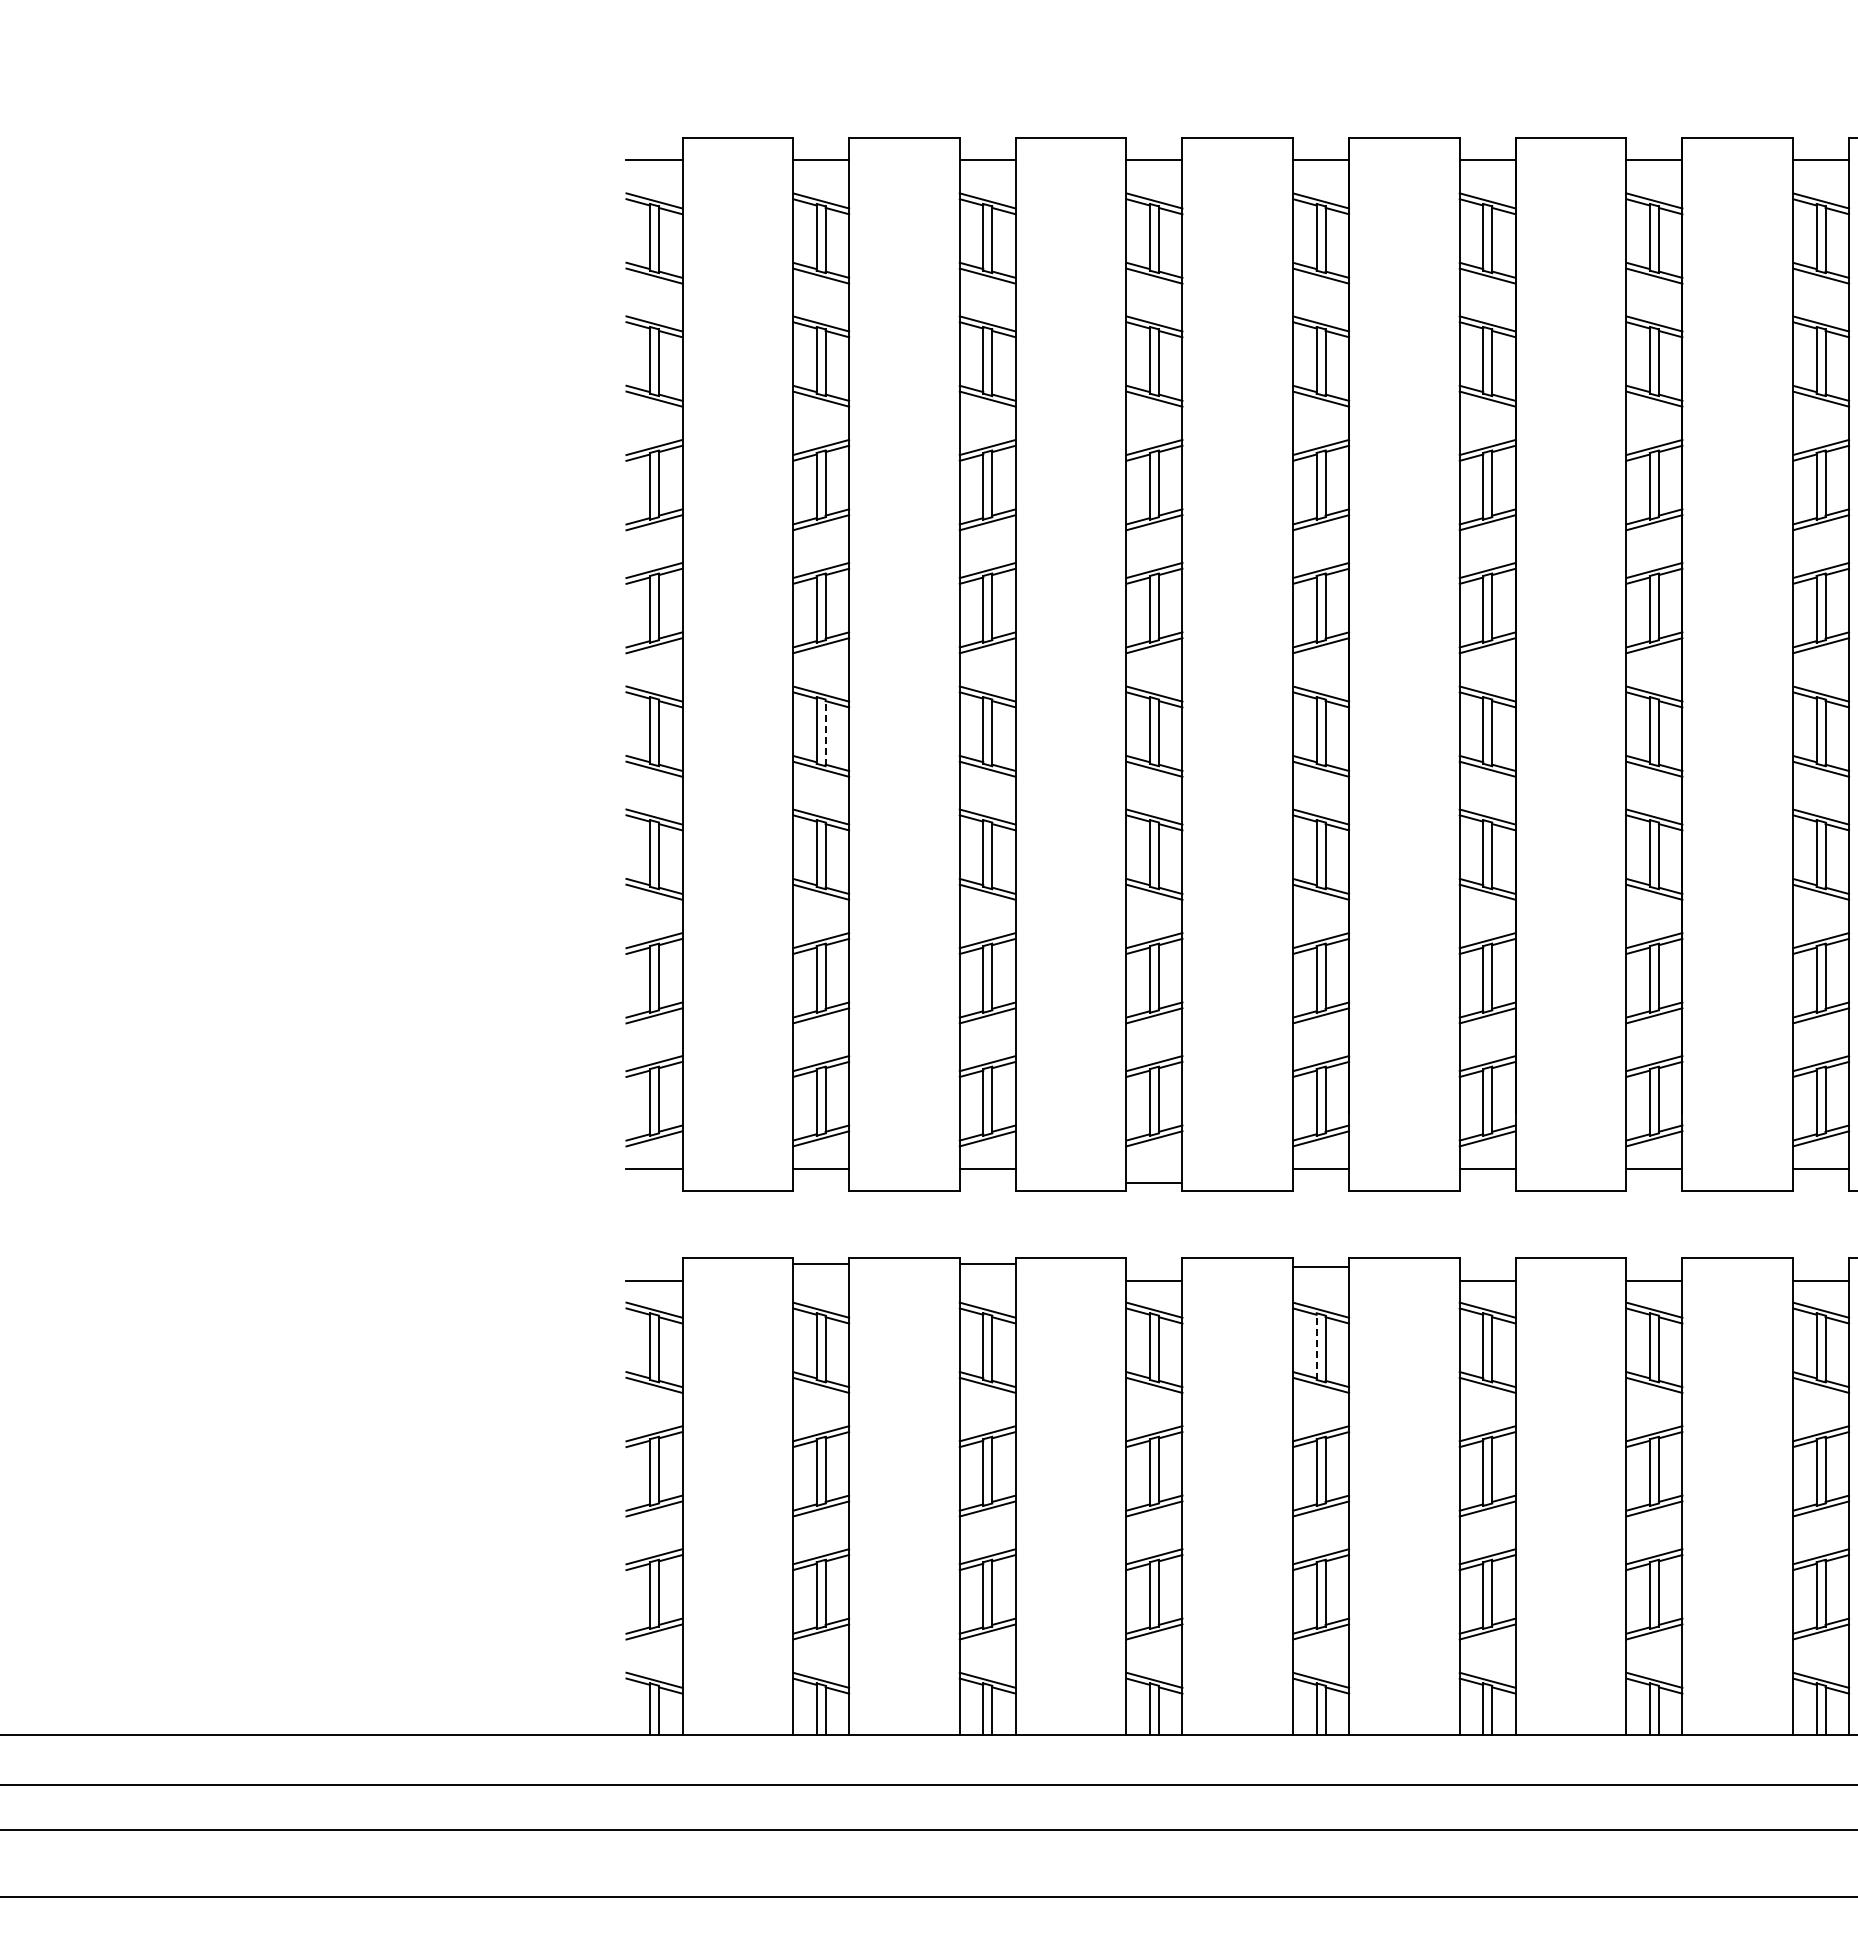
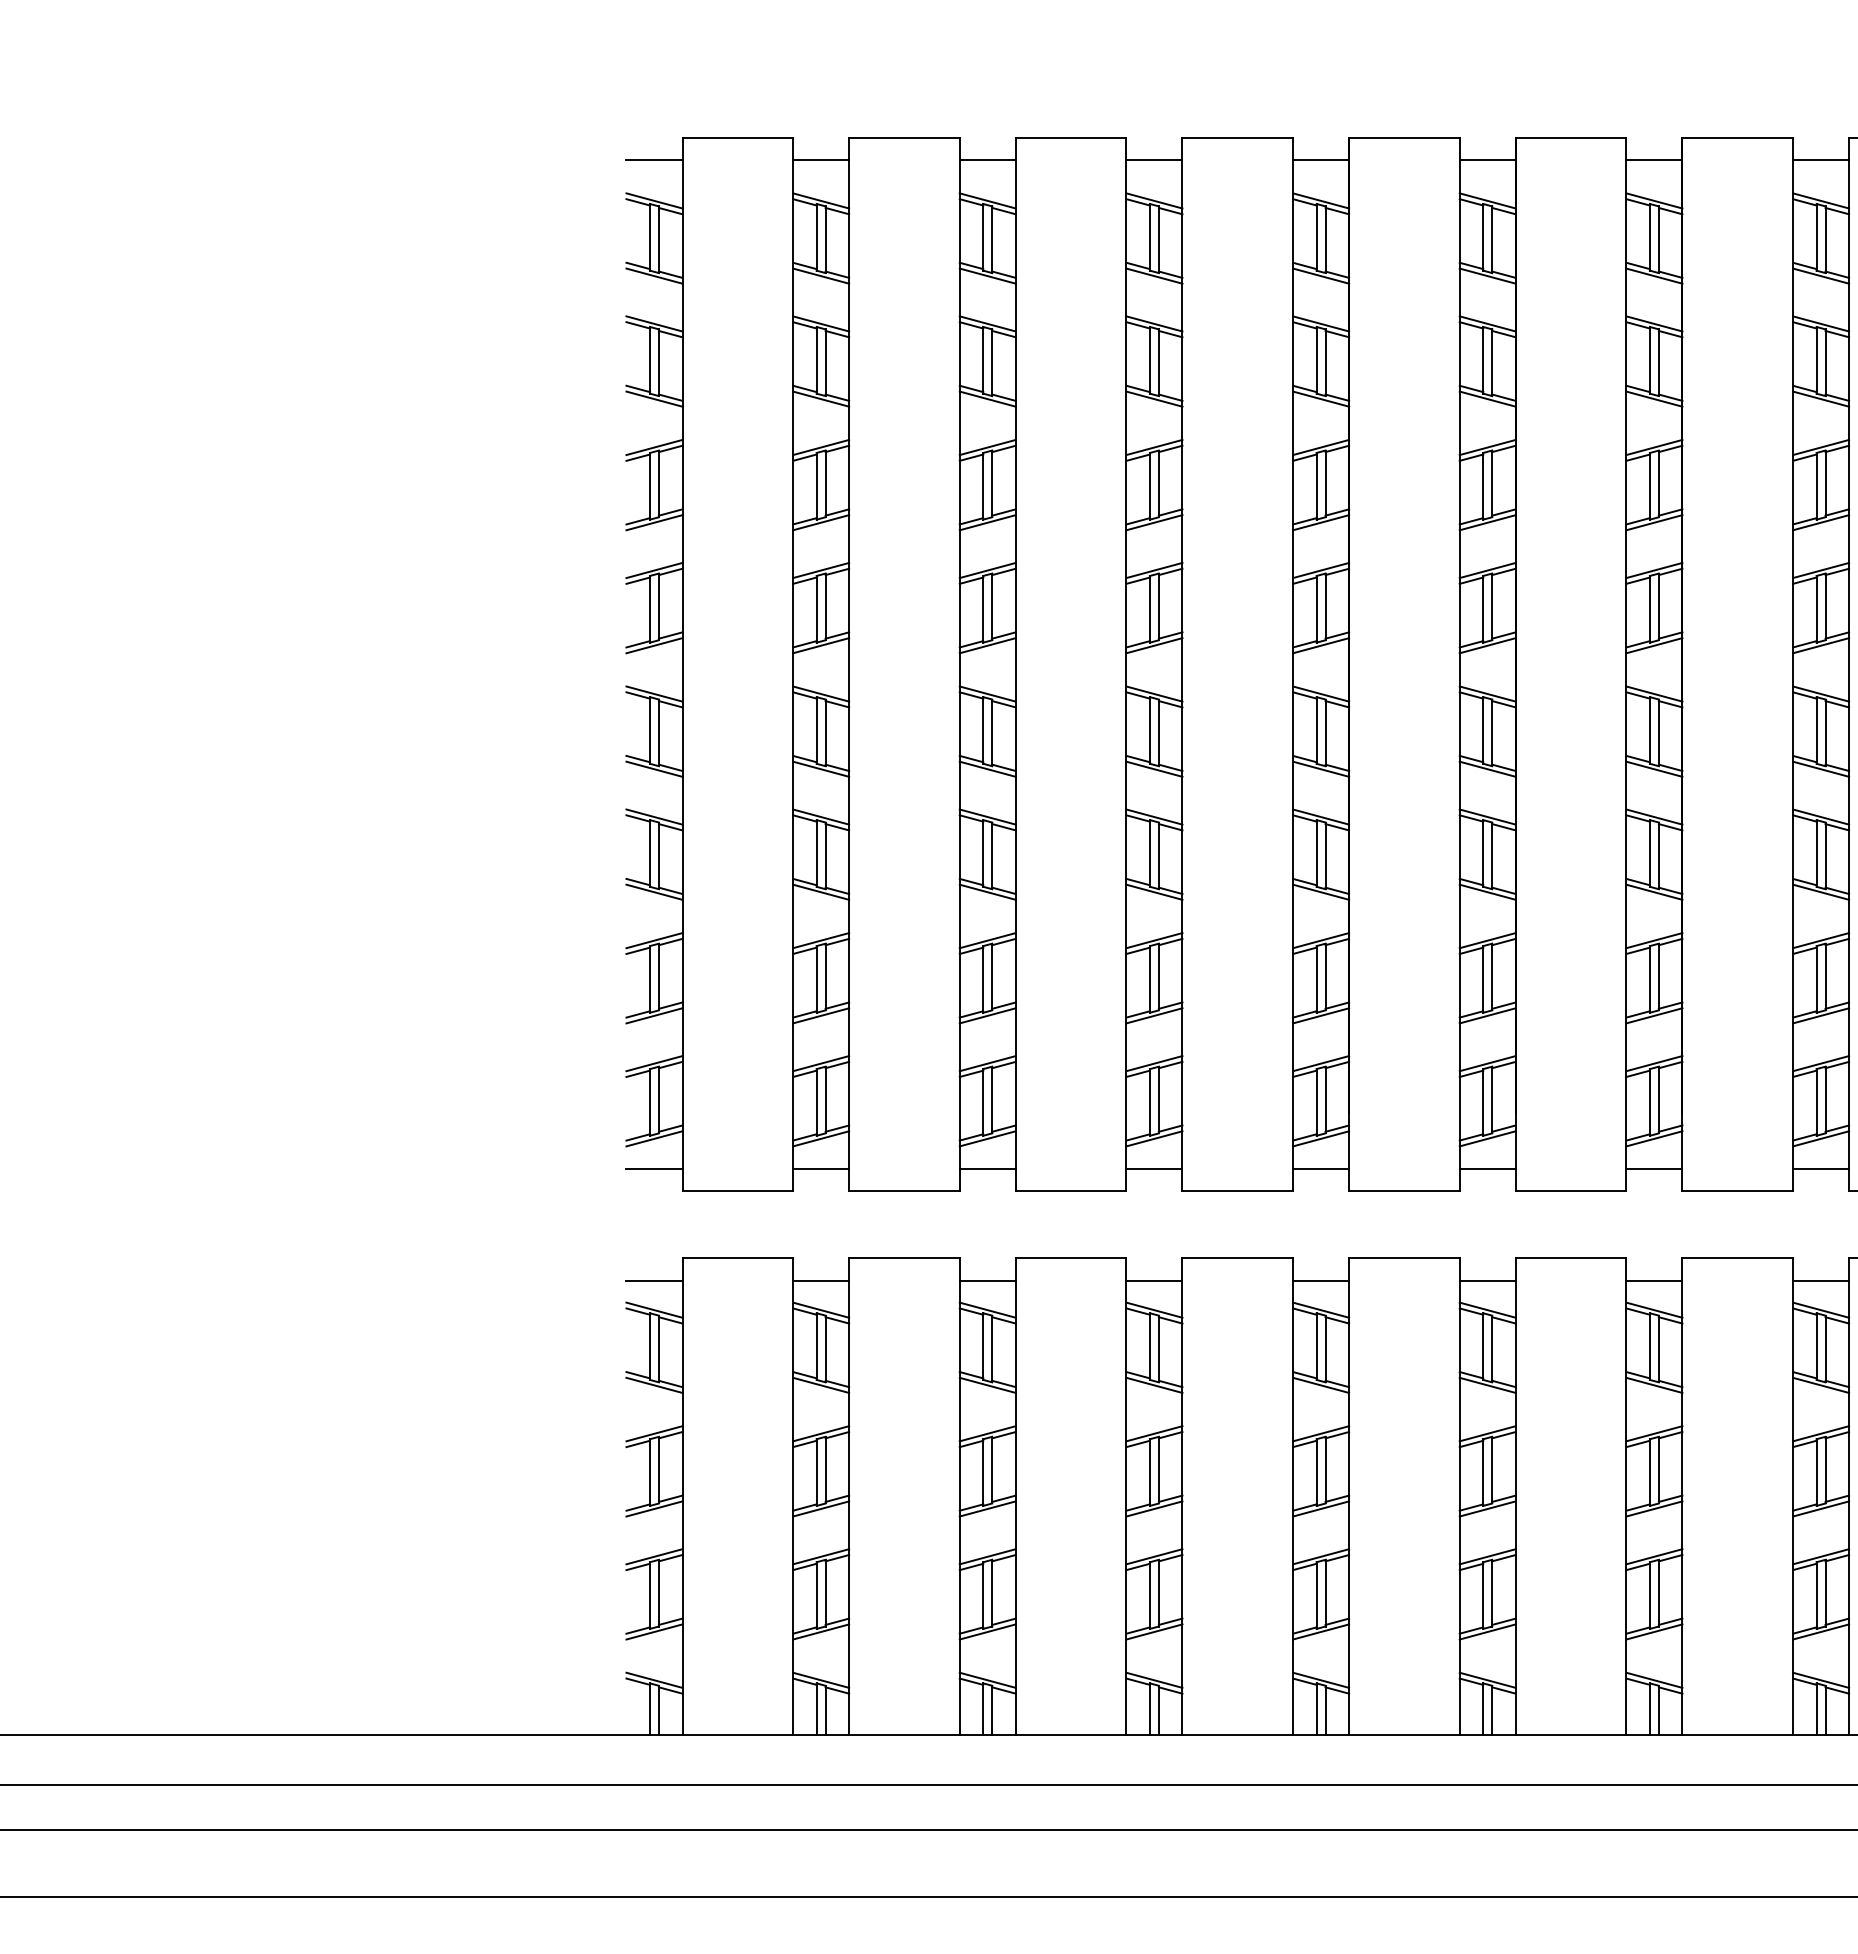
line: dashed -> solid (825, 732)
line position: (1154, 1182) -> (1154, 1168) (1154, 1168)
line position: (821, 1263) -> (821, 1280) (821, 1280)
line position: (987, 1263) -> (987, 1280) (987, 1280)
line position: (1321, 1266) -> (1321, 1280) (1321, 1280)
line: dashed -> solid (1316, 1346)
